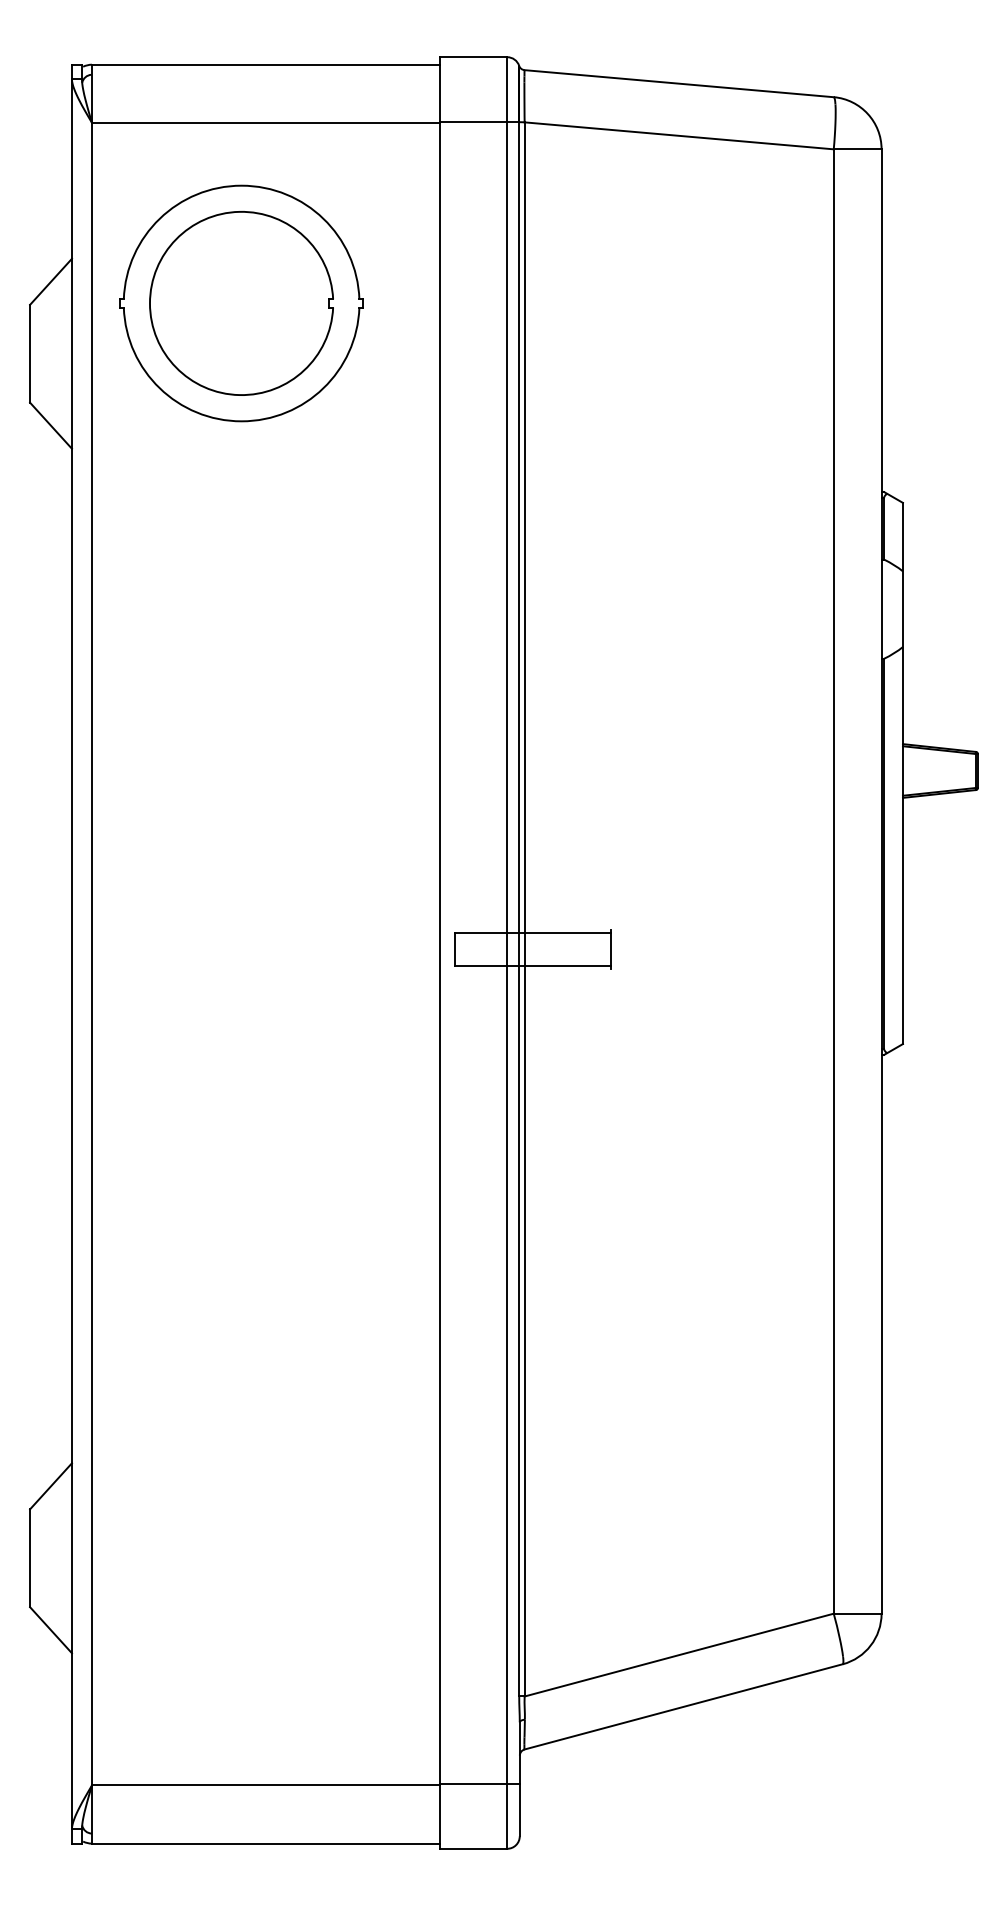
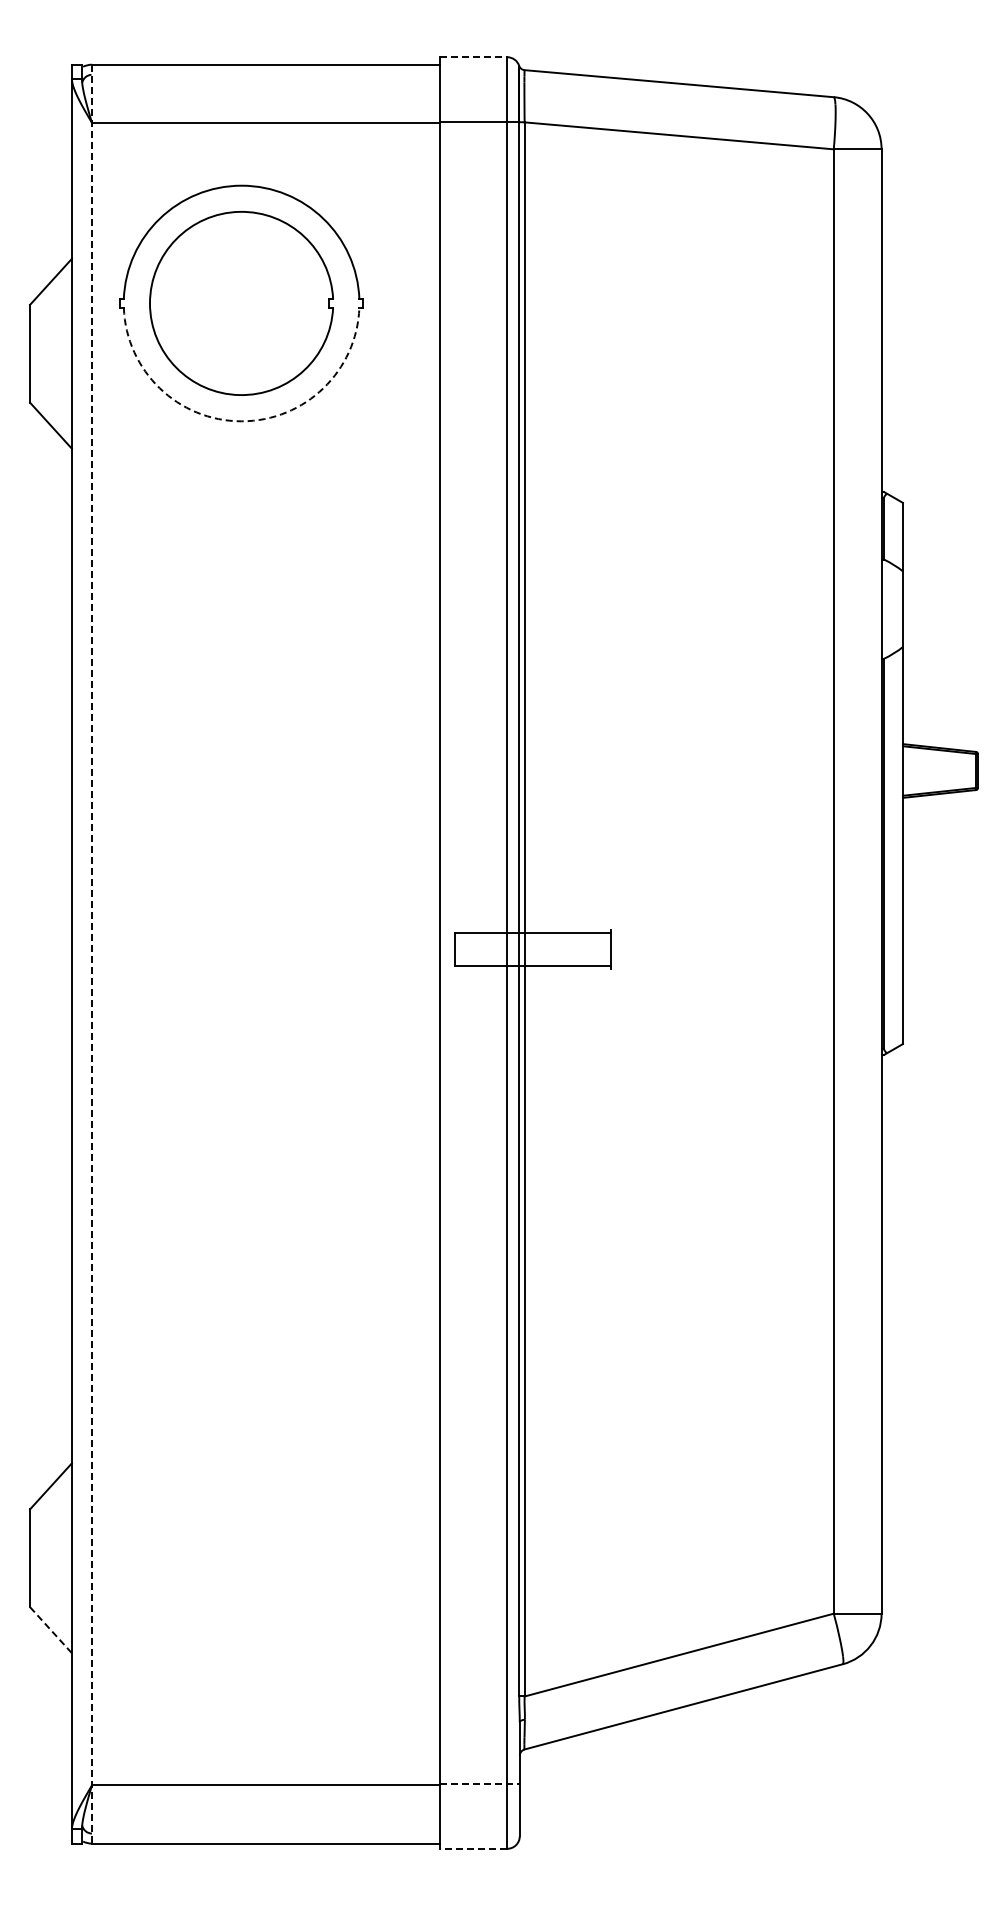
line: solid -> dashed (473, 57)
arc: solid -> dashed (241, 421)
line: solid -> dashed (92, 954)
line: solid -> dashed (51, 1630)
line: solid -> dashed (480, 1783)
line: solid -> dashed (473, 1848)
